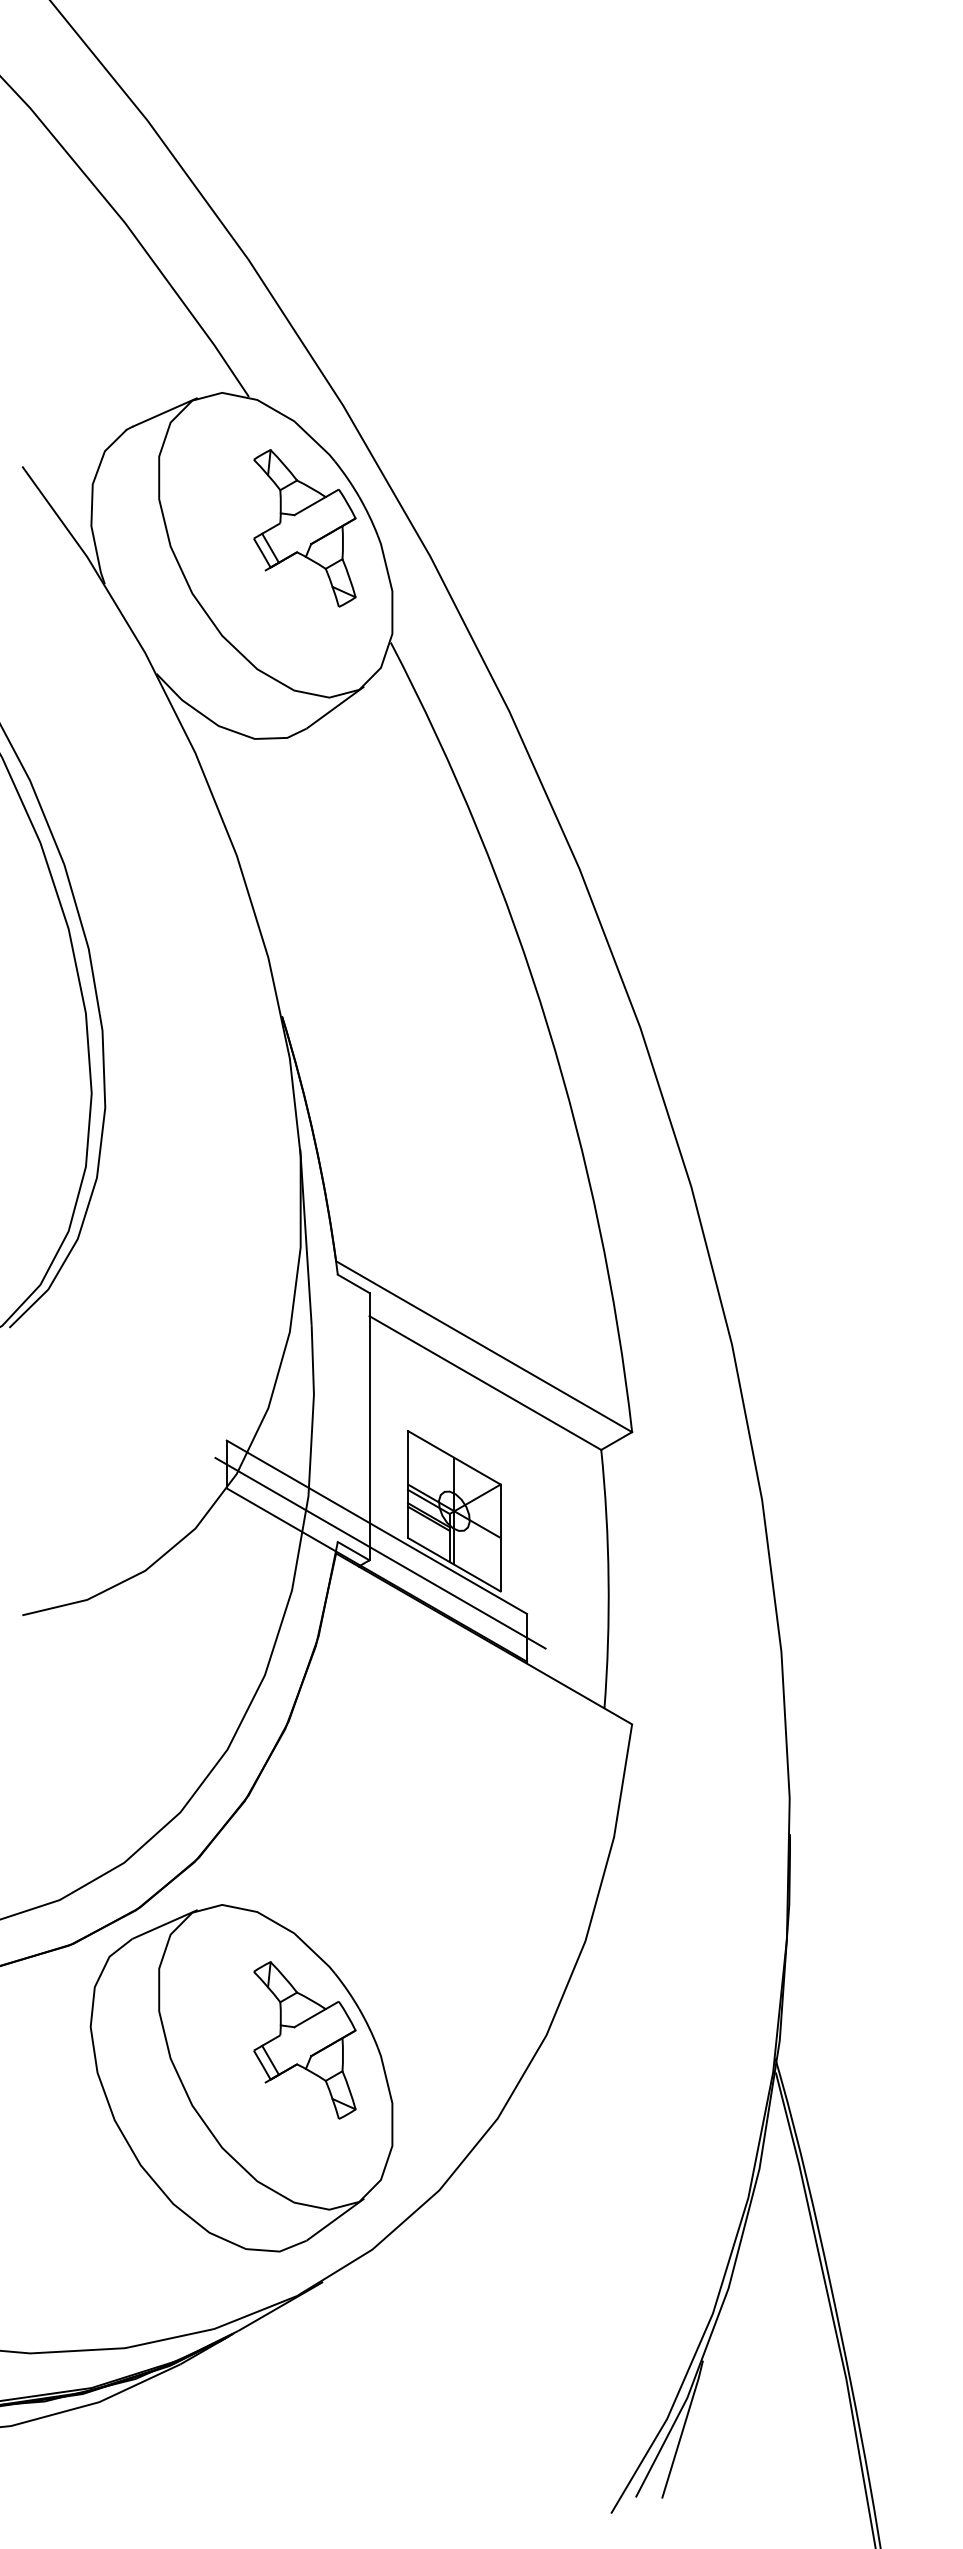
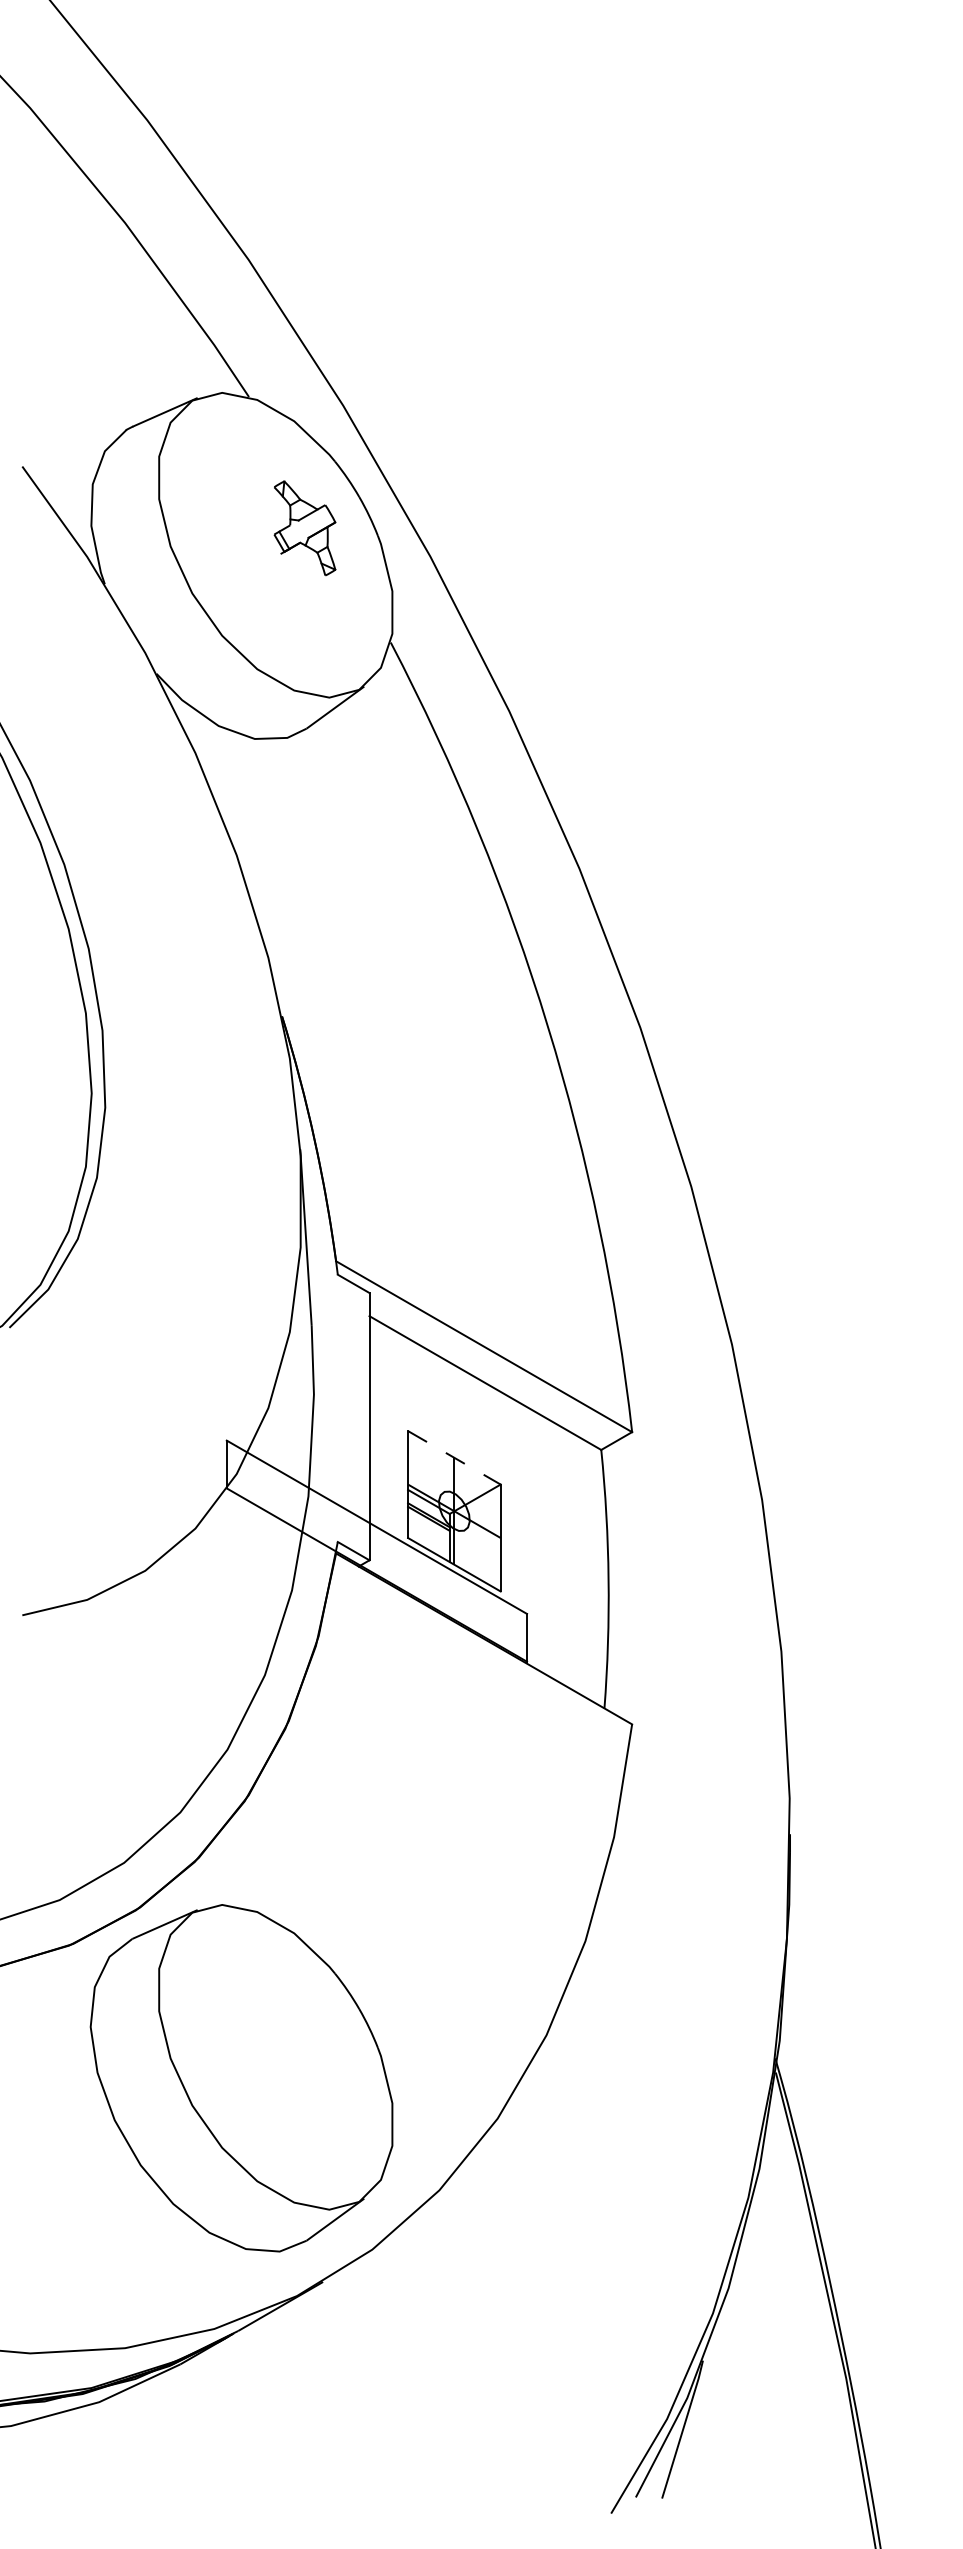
part size: 104x159 px -> 64x97 px (304, 528)
line: solid -> dashed (454, 1458)
line: present -> none (380, 1553)
part: present -> none (304, 2040)
